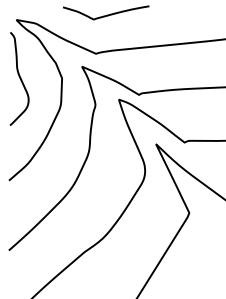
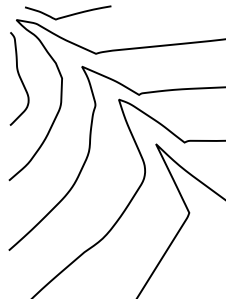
curve position: (106, 14) -> (68, 14) (68, 14)
